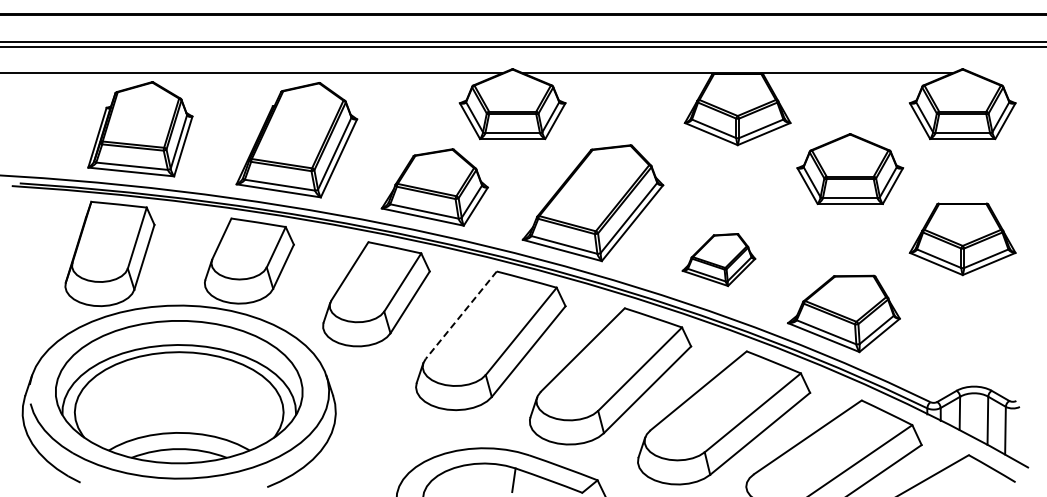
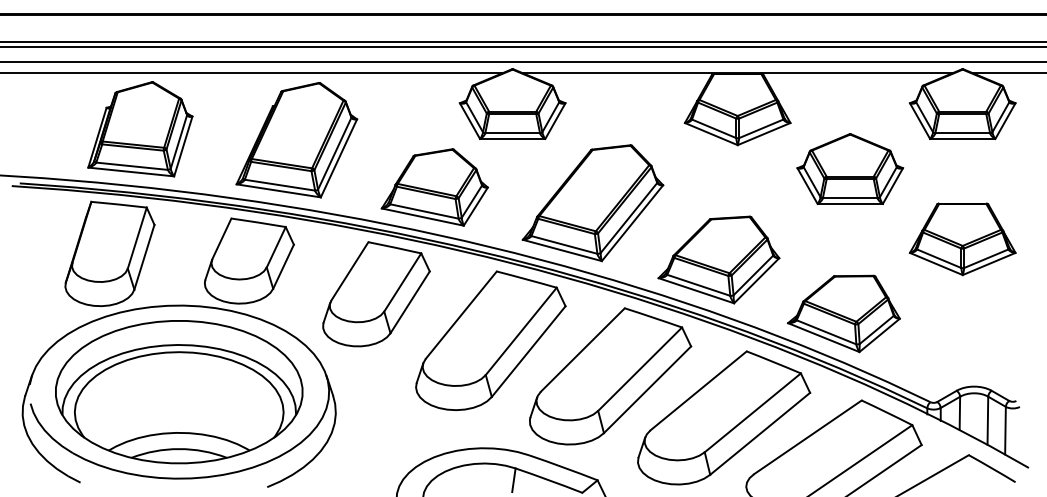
line: none -> present (522, 62)
line: none -> present (1007, 73)
part size: 76x55 px -> 124x90 px (718, 259)
line: dashed -> solid (461, 315)
